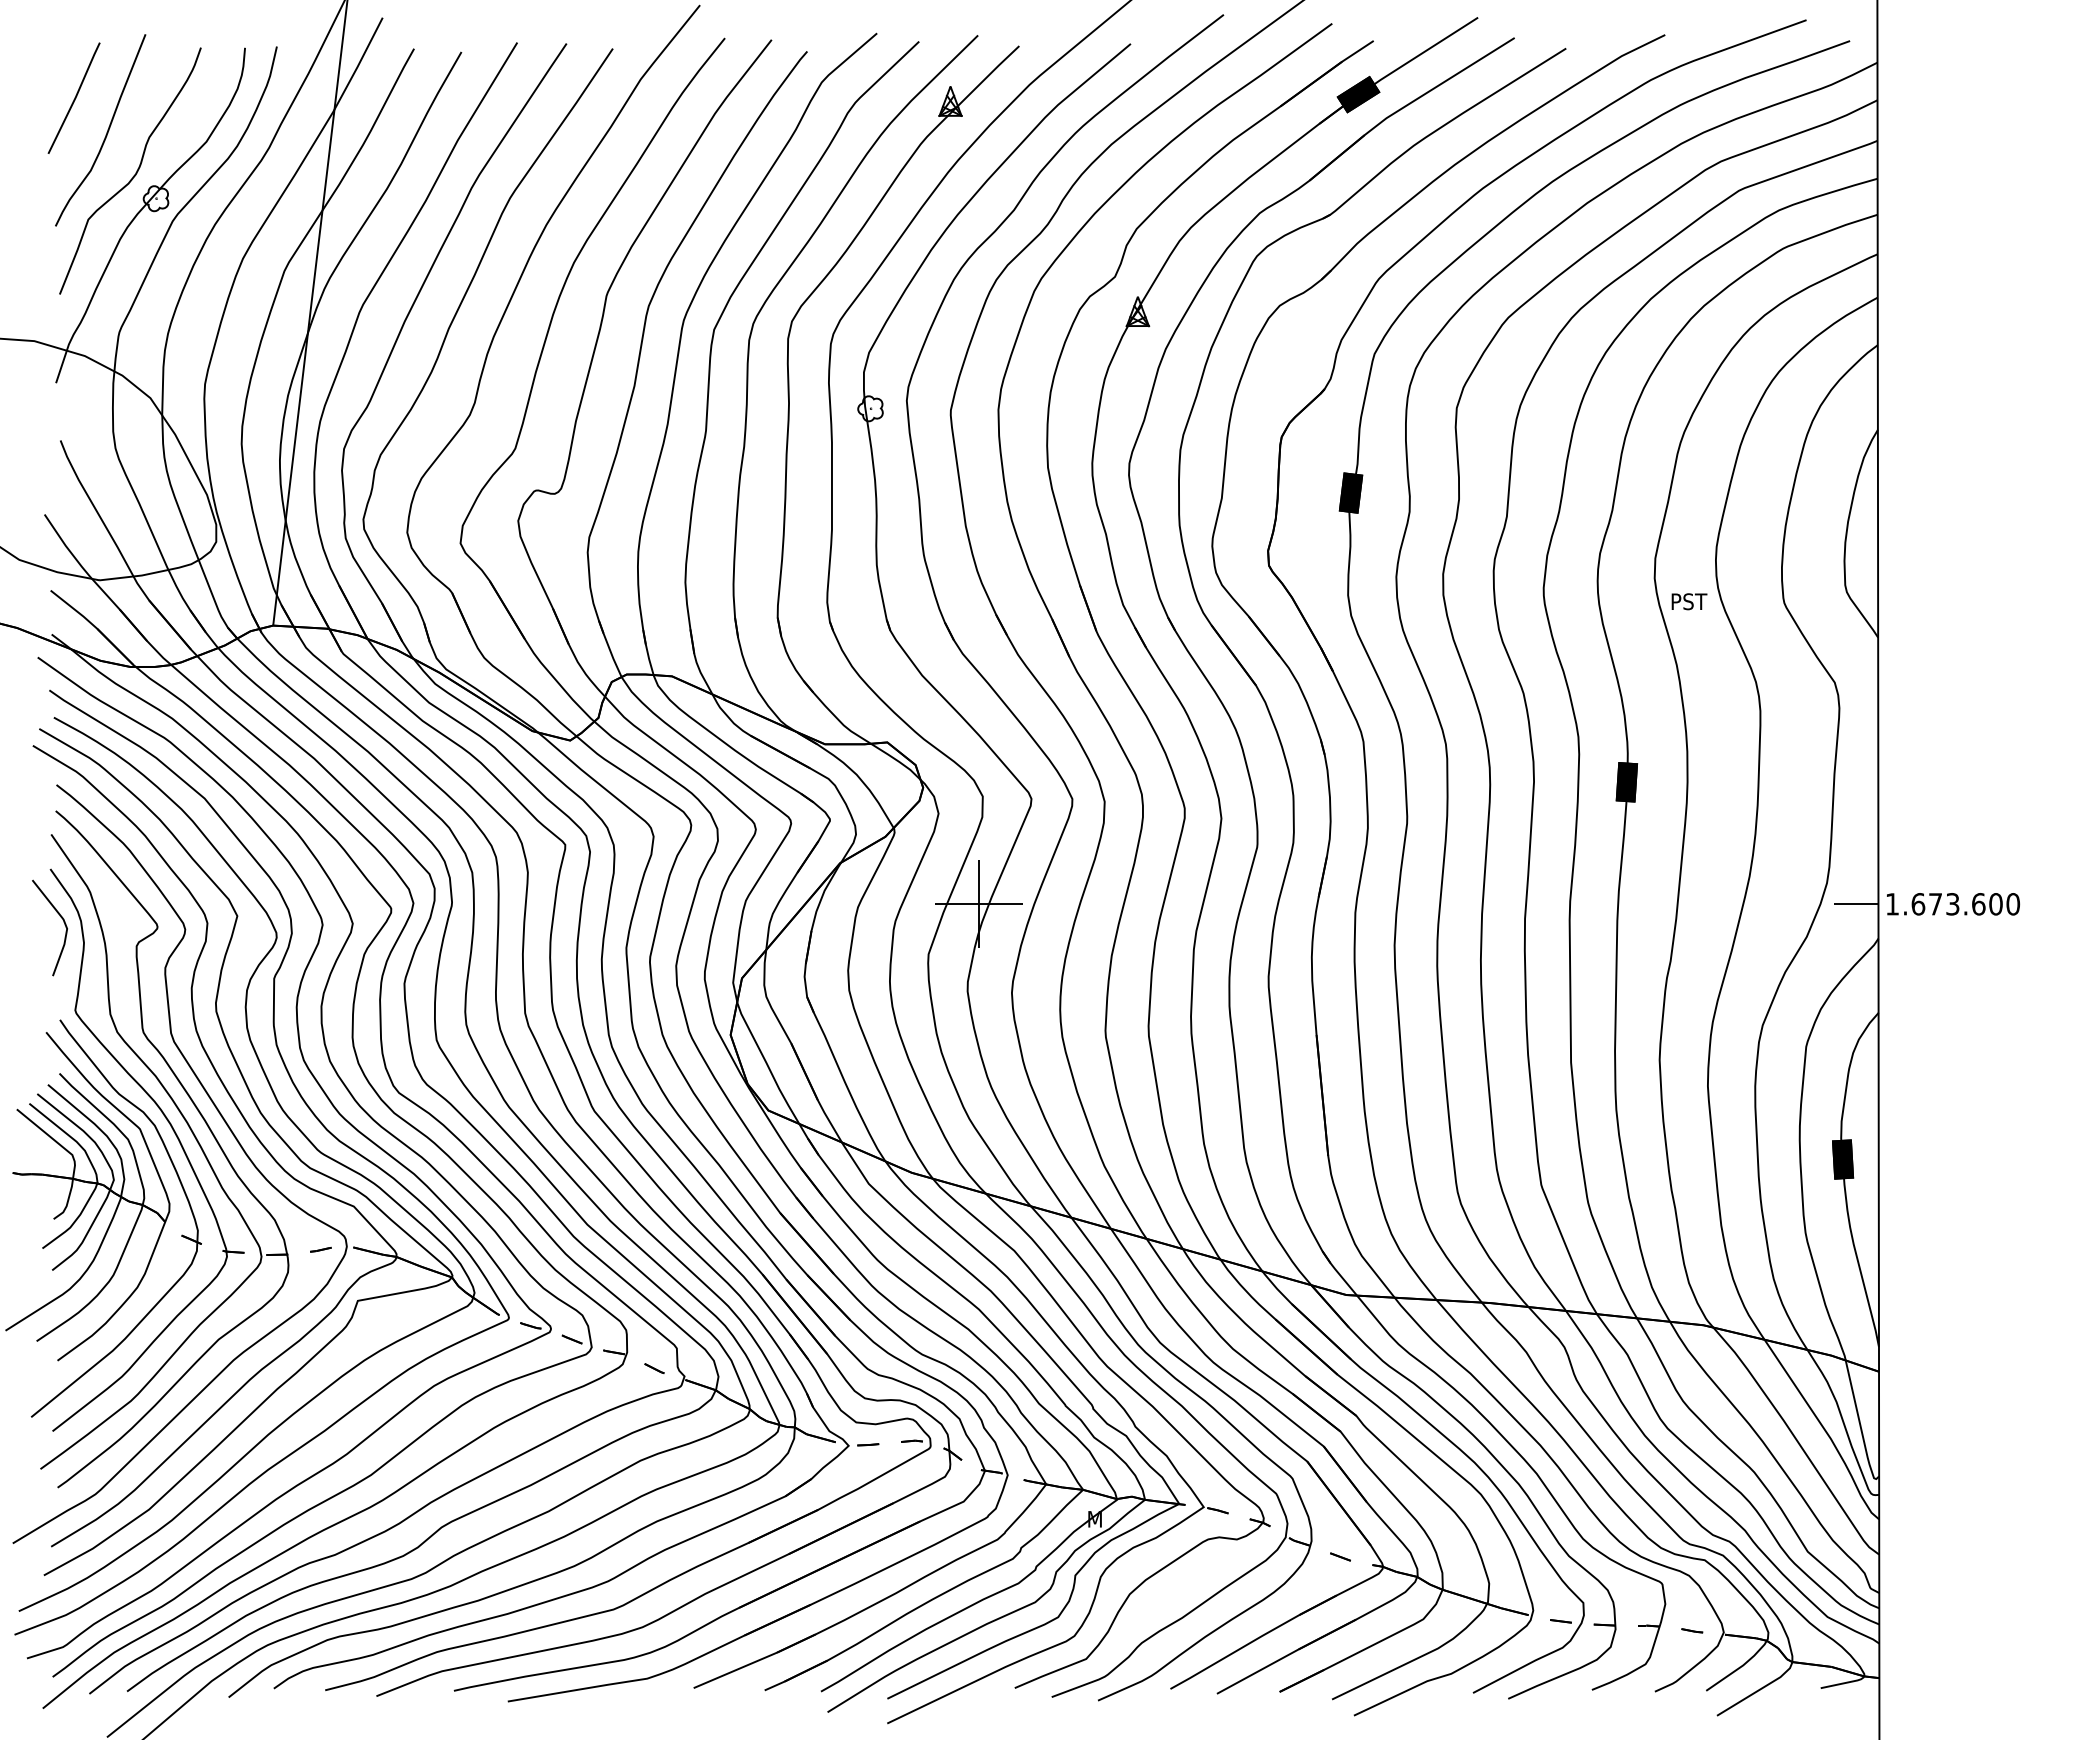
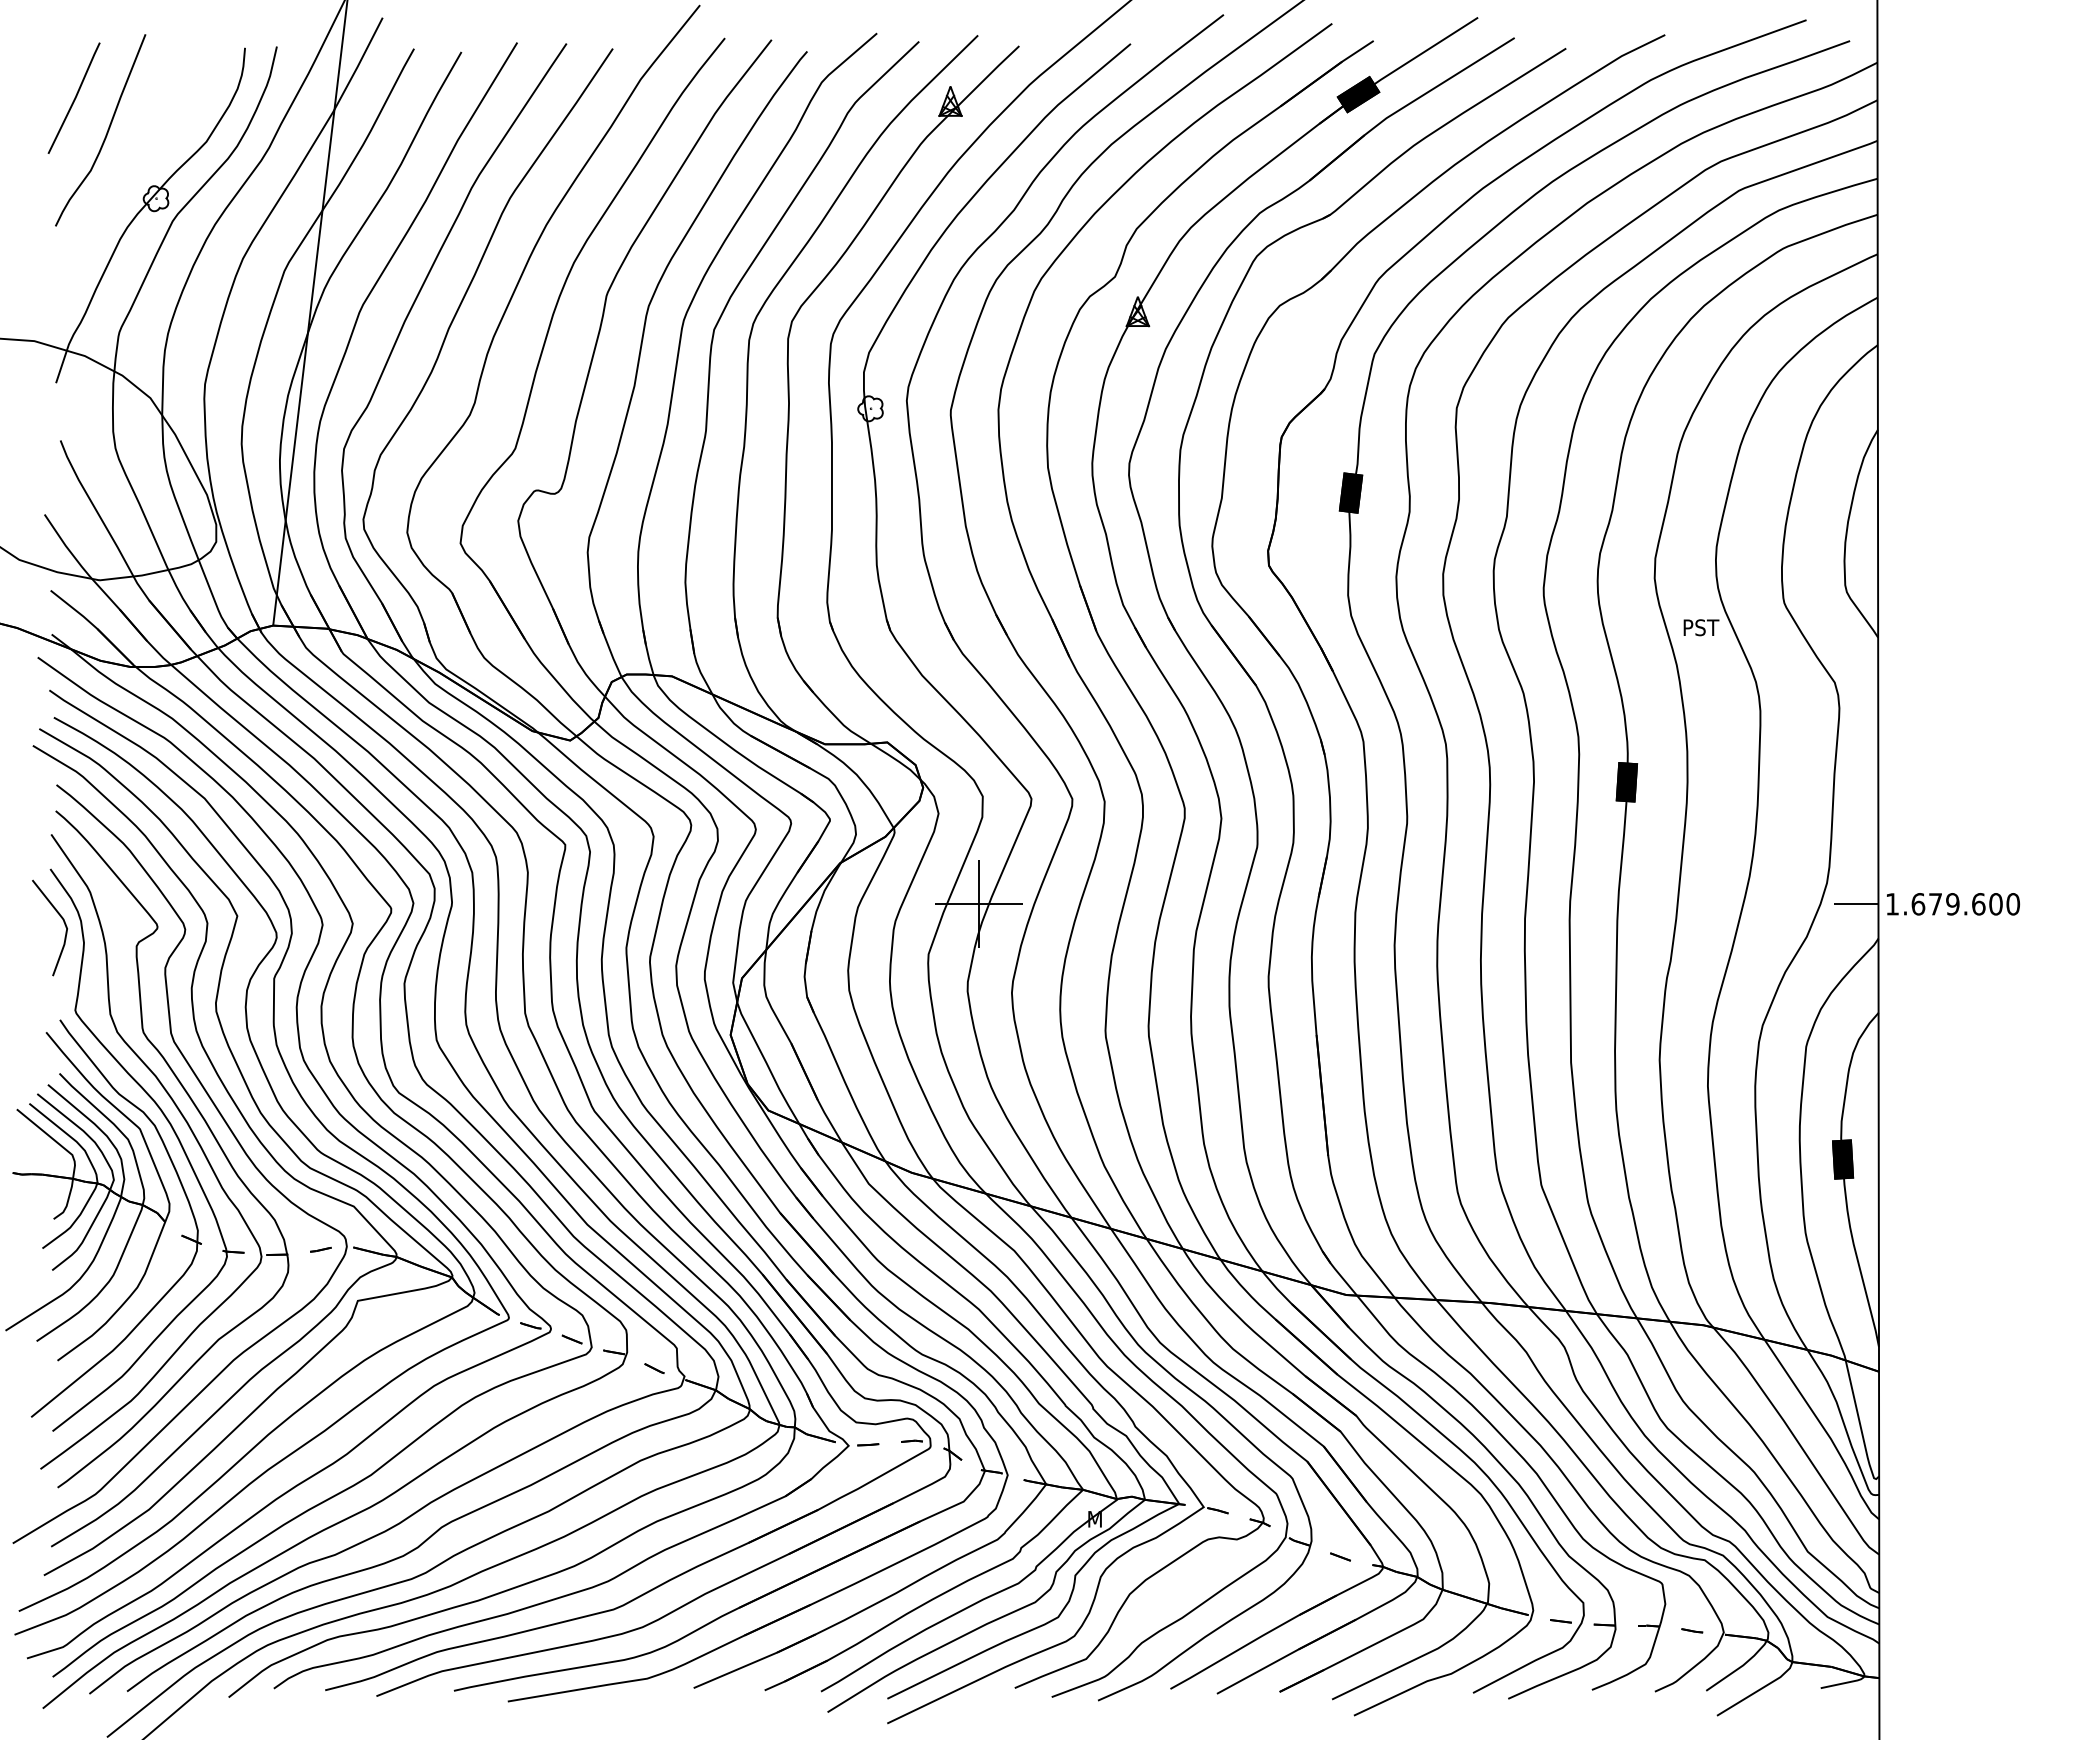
curve: present -> none (135, 172)
text position: (1689, 601) -> (1701, 627) (1701, 627)
text: 1.673.600 -> 1.679.600 (1952, 904)
